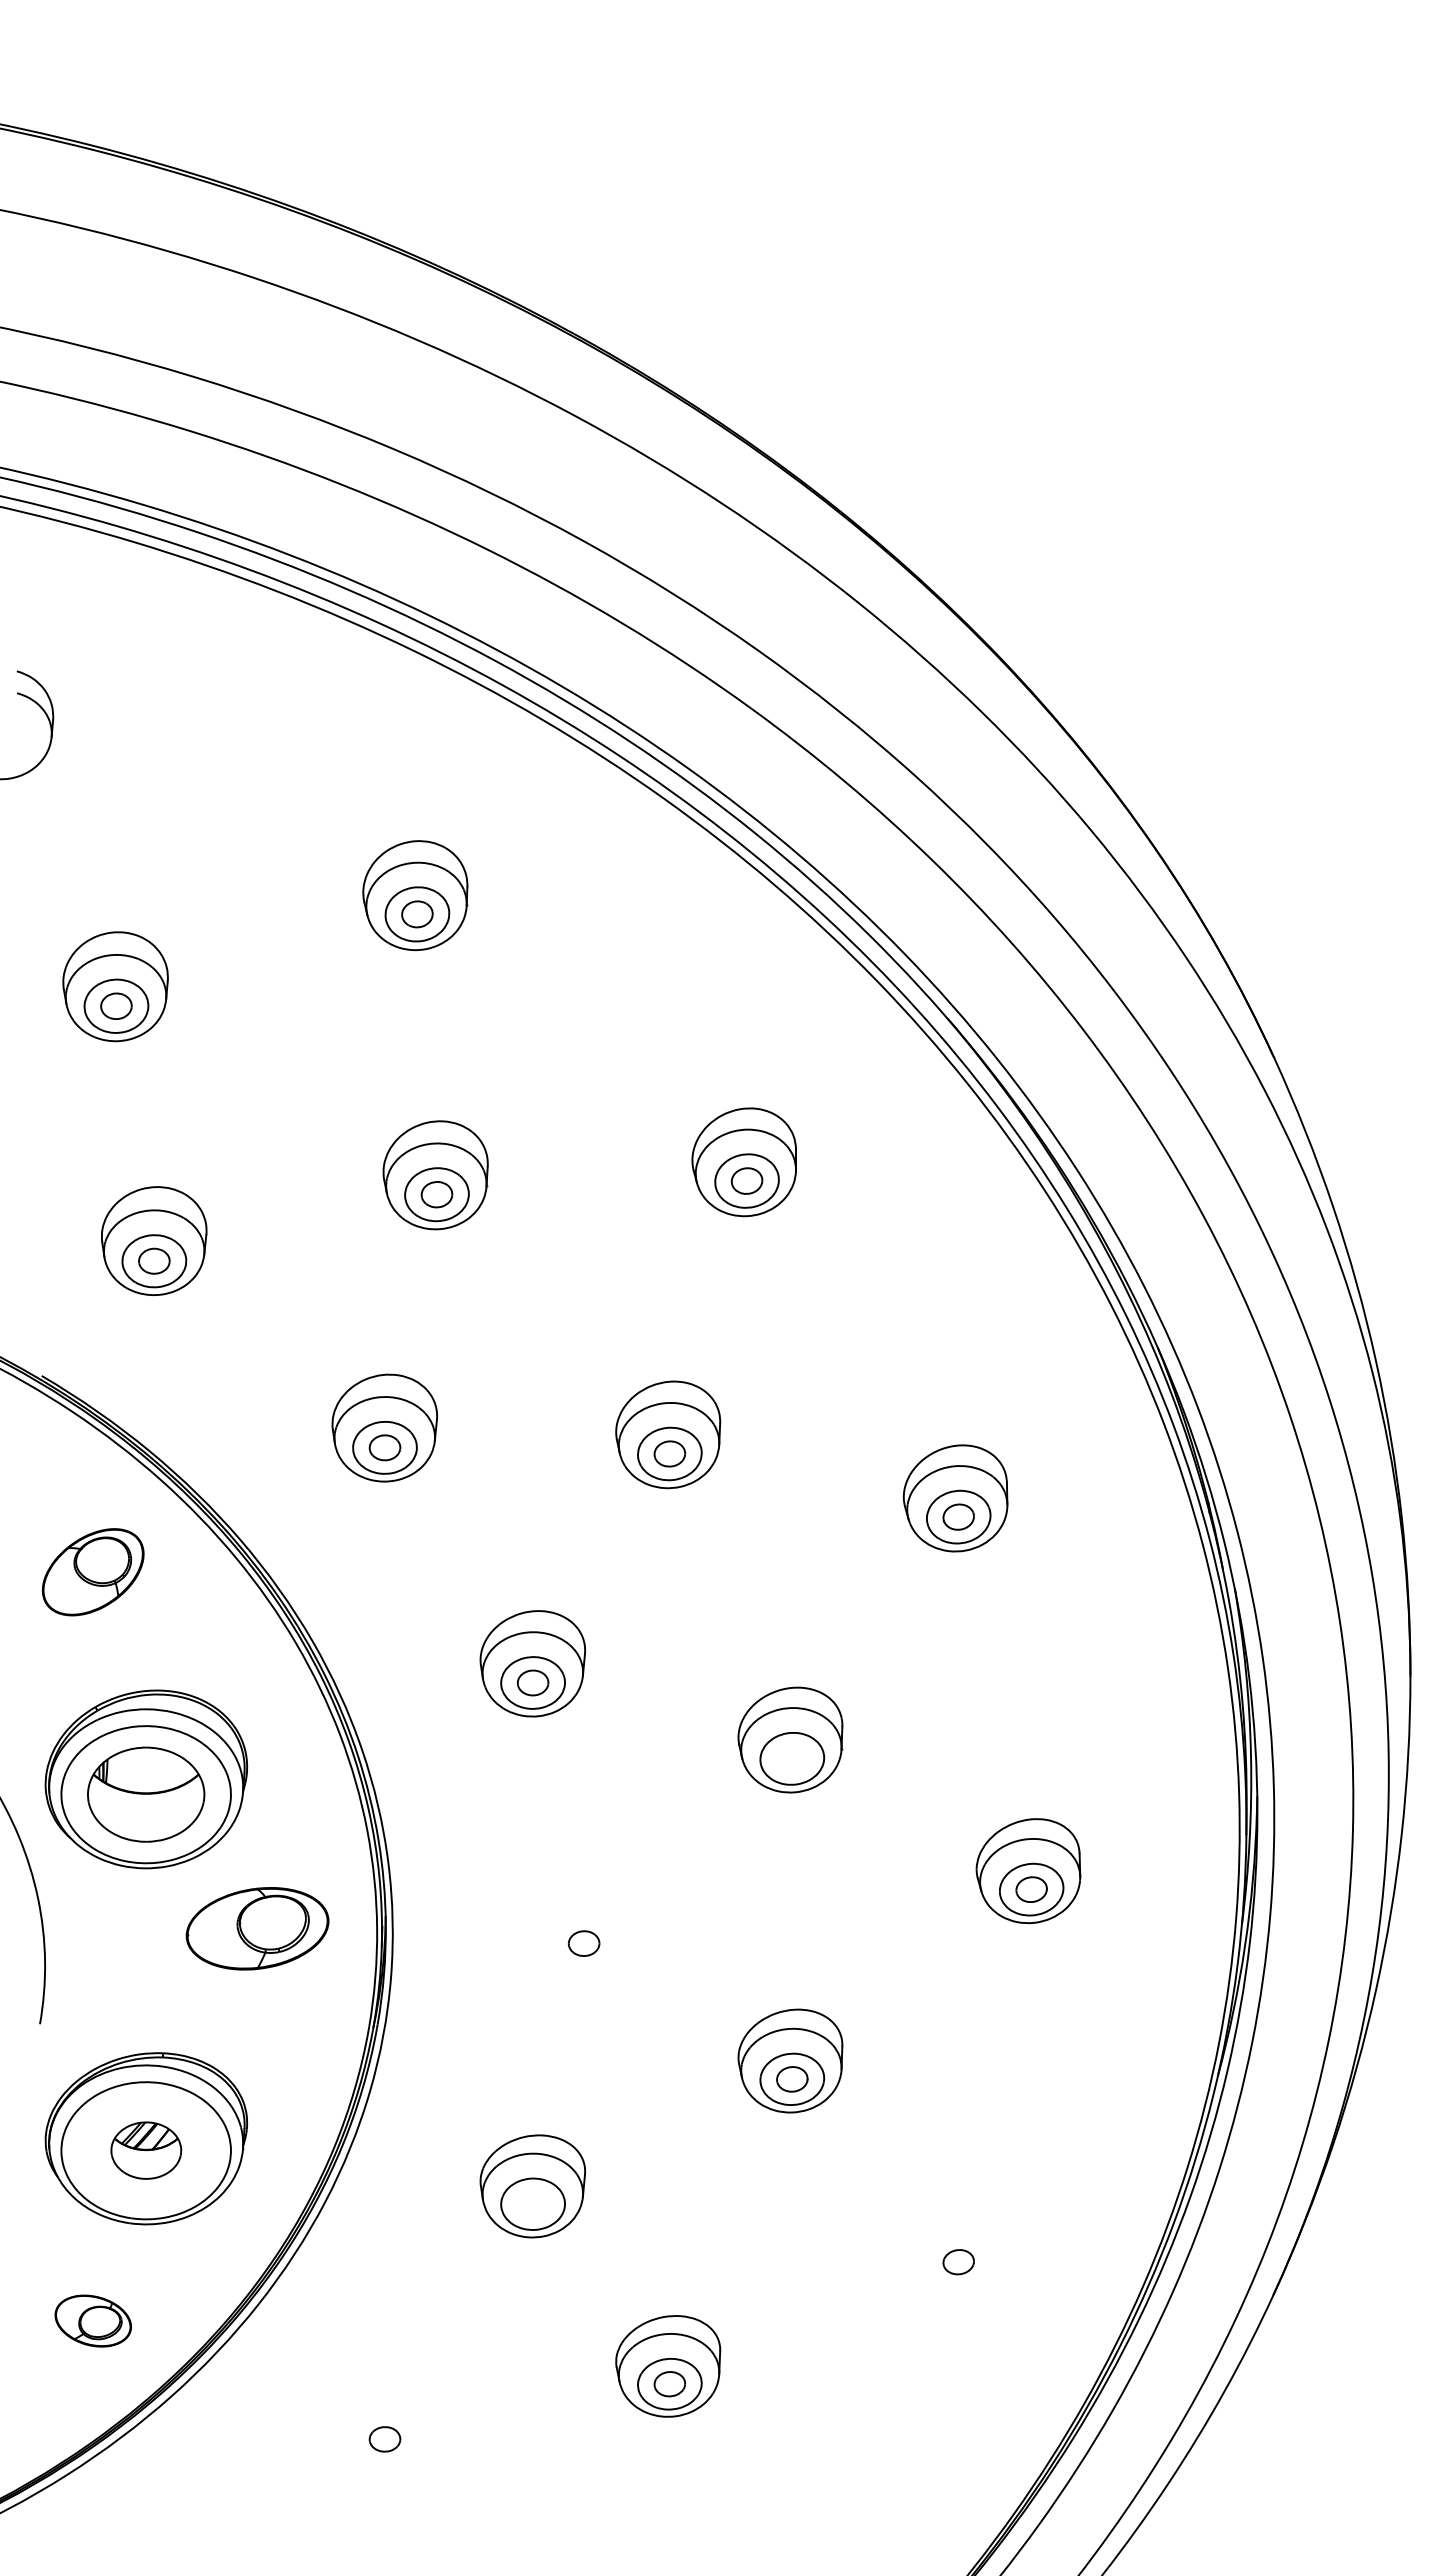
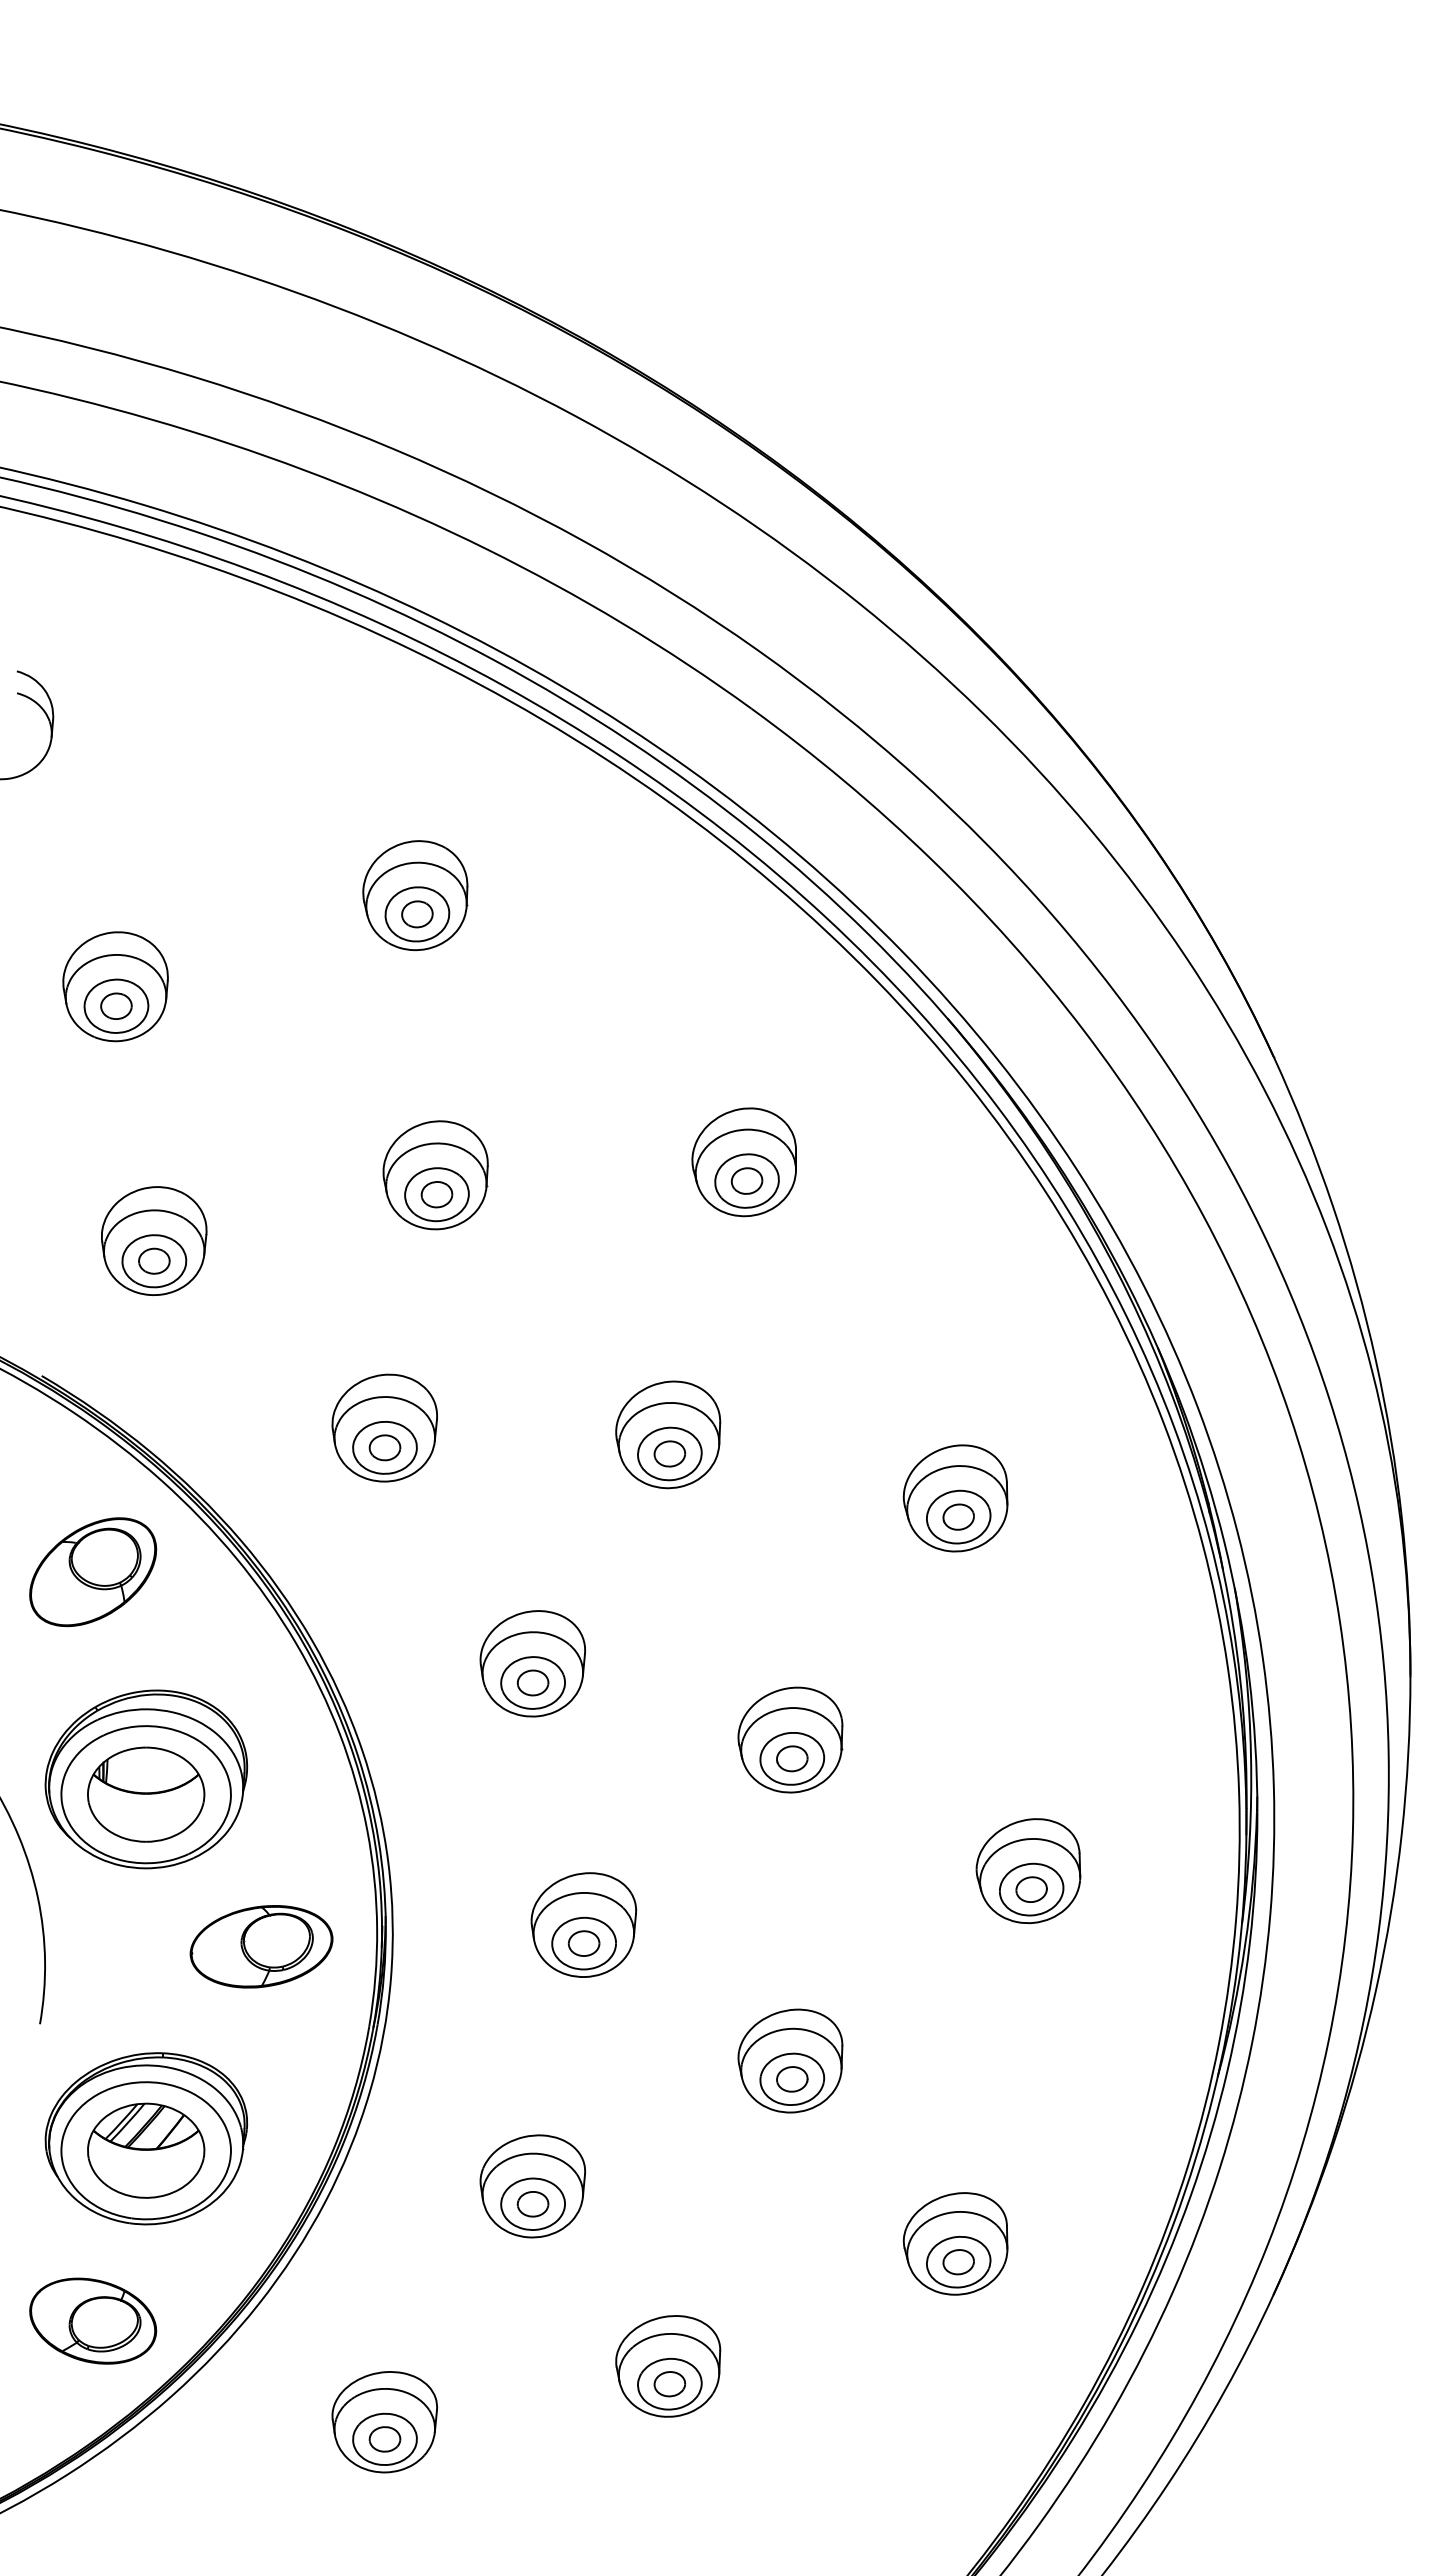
part size: 104x89 px -> 129x111 px (93, 1572)
part: none -> present (792, 1758)
part: none -> present (583, 1924)
part position: (257, 1928) -> (261, 1946) (261, 1946)
part size: 73x59 px -> 119x97 px (146, 2150)
part: none -> present (532, 2204)
part: none -> present (955, 2243)
part size: 78x54 px -> 129x88 px (93, 2320)
part: none -> present (384, 2422)
